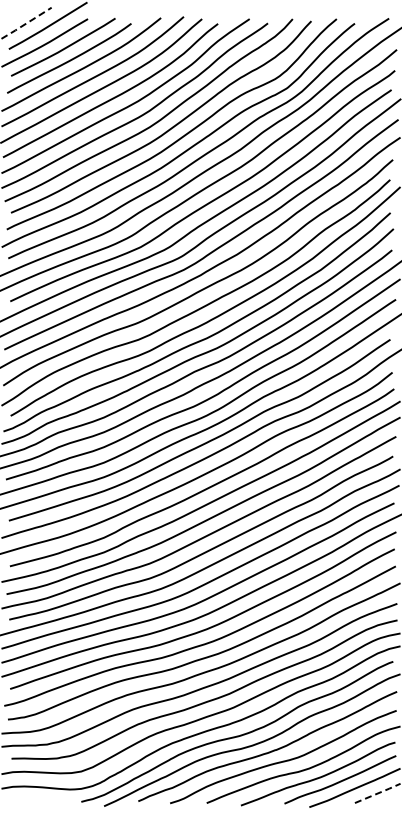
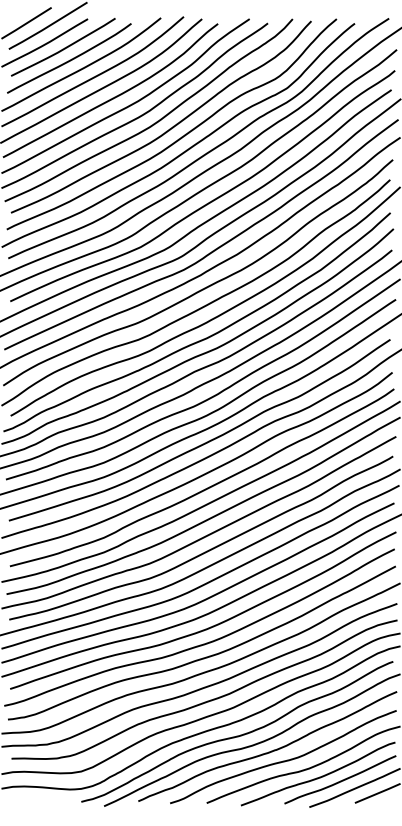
line: dashed -> solid (26, 23)
line: dashed -> solid (378, 793)
